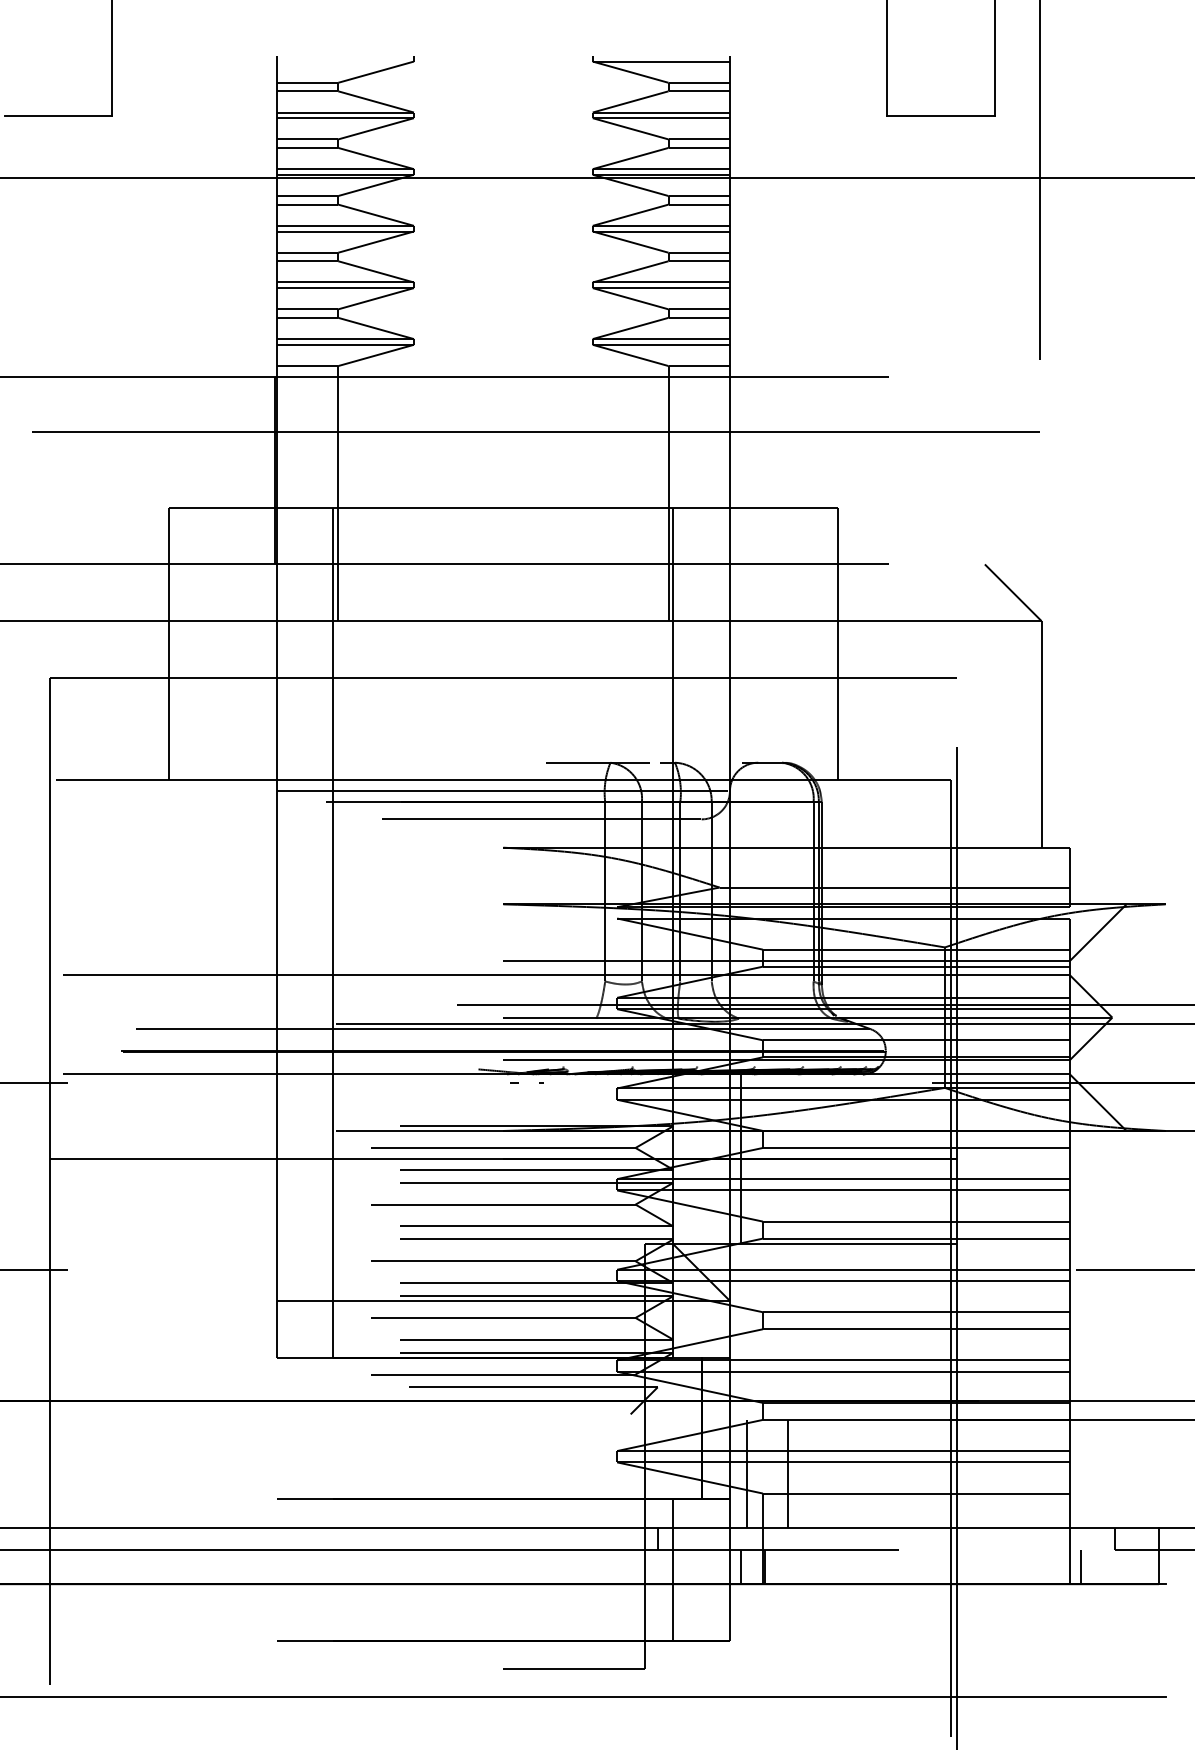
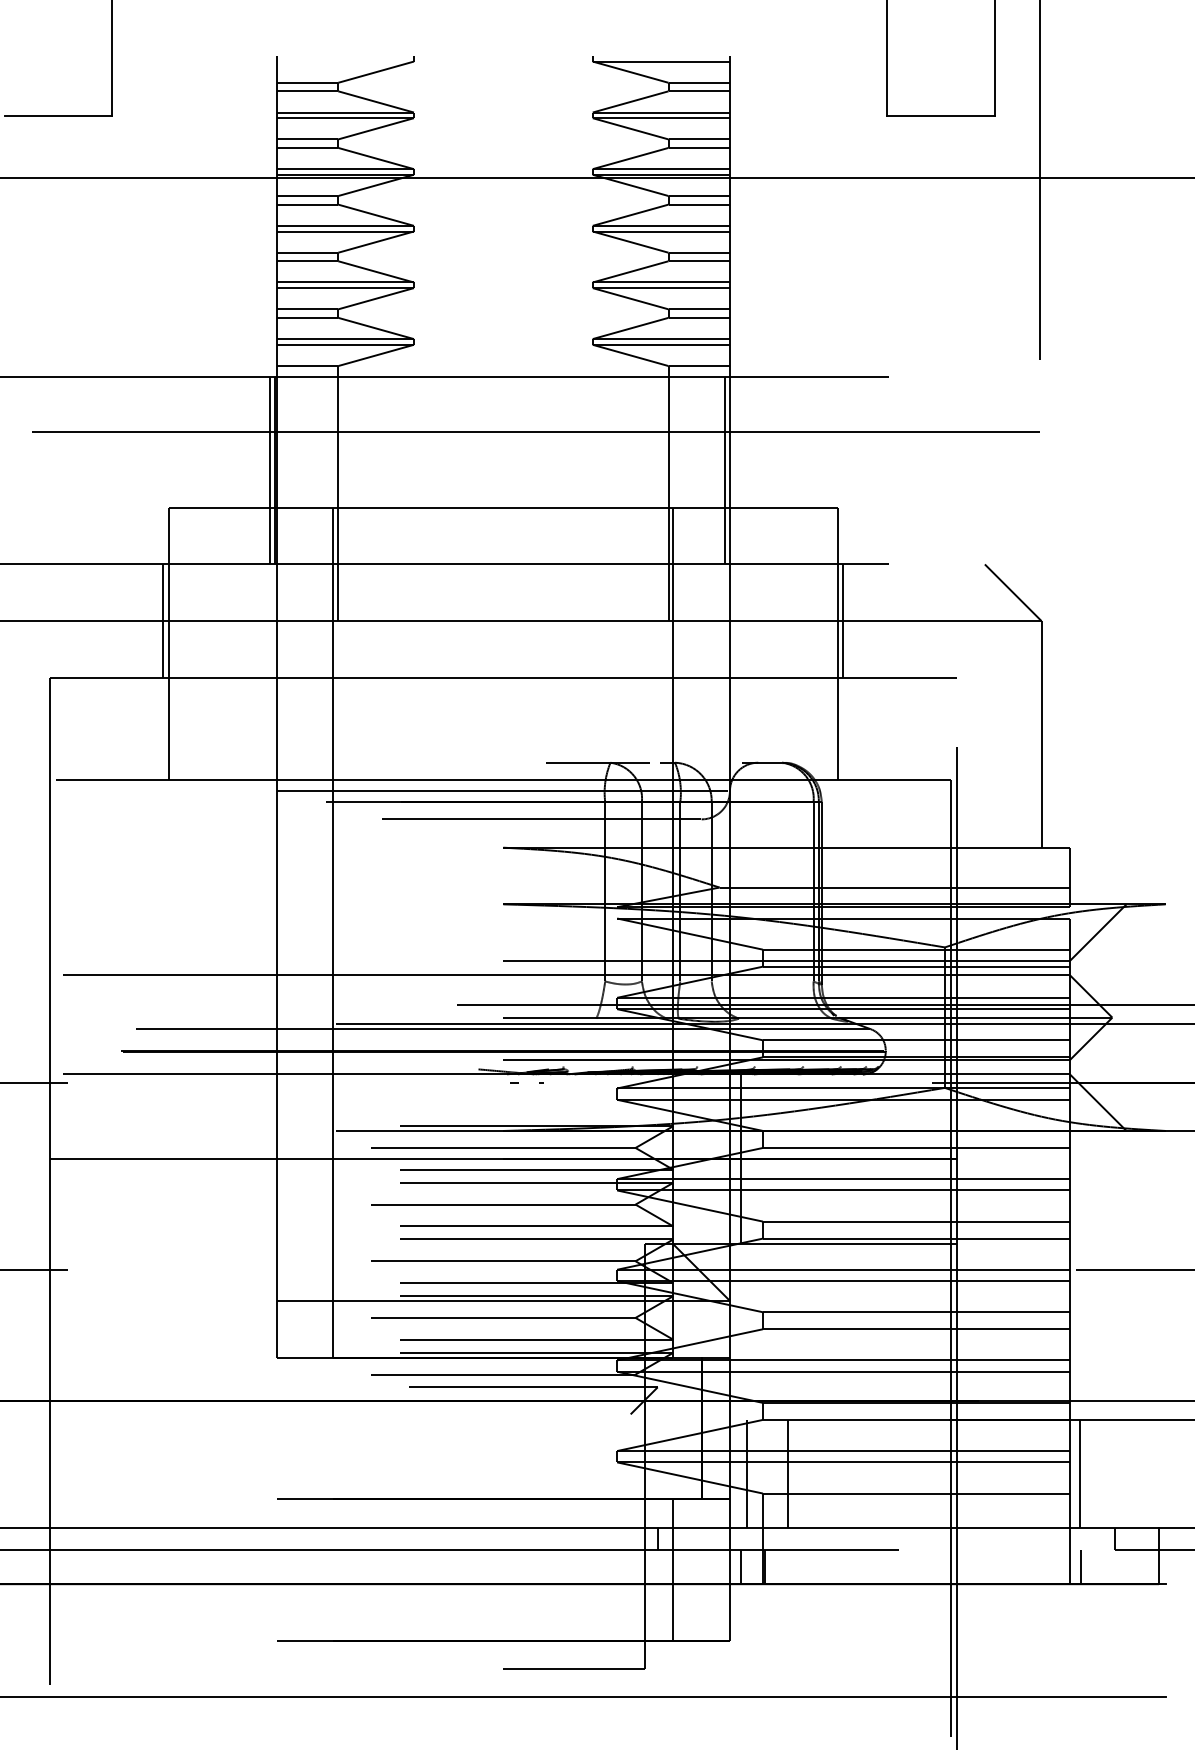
line: none -> present (269, 470)
line: none -> present (724, 470)
line: none -> present (163, 620)
line: none -> present (843, 620)
line: none -> present (1079, 1473)
